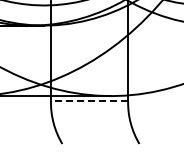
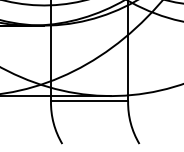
line: dashed -> solid (89, 101)
